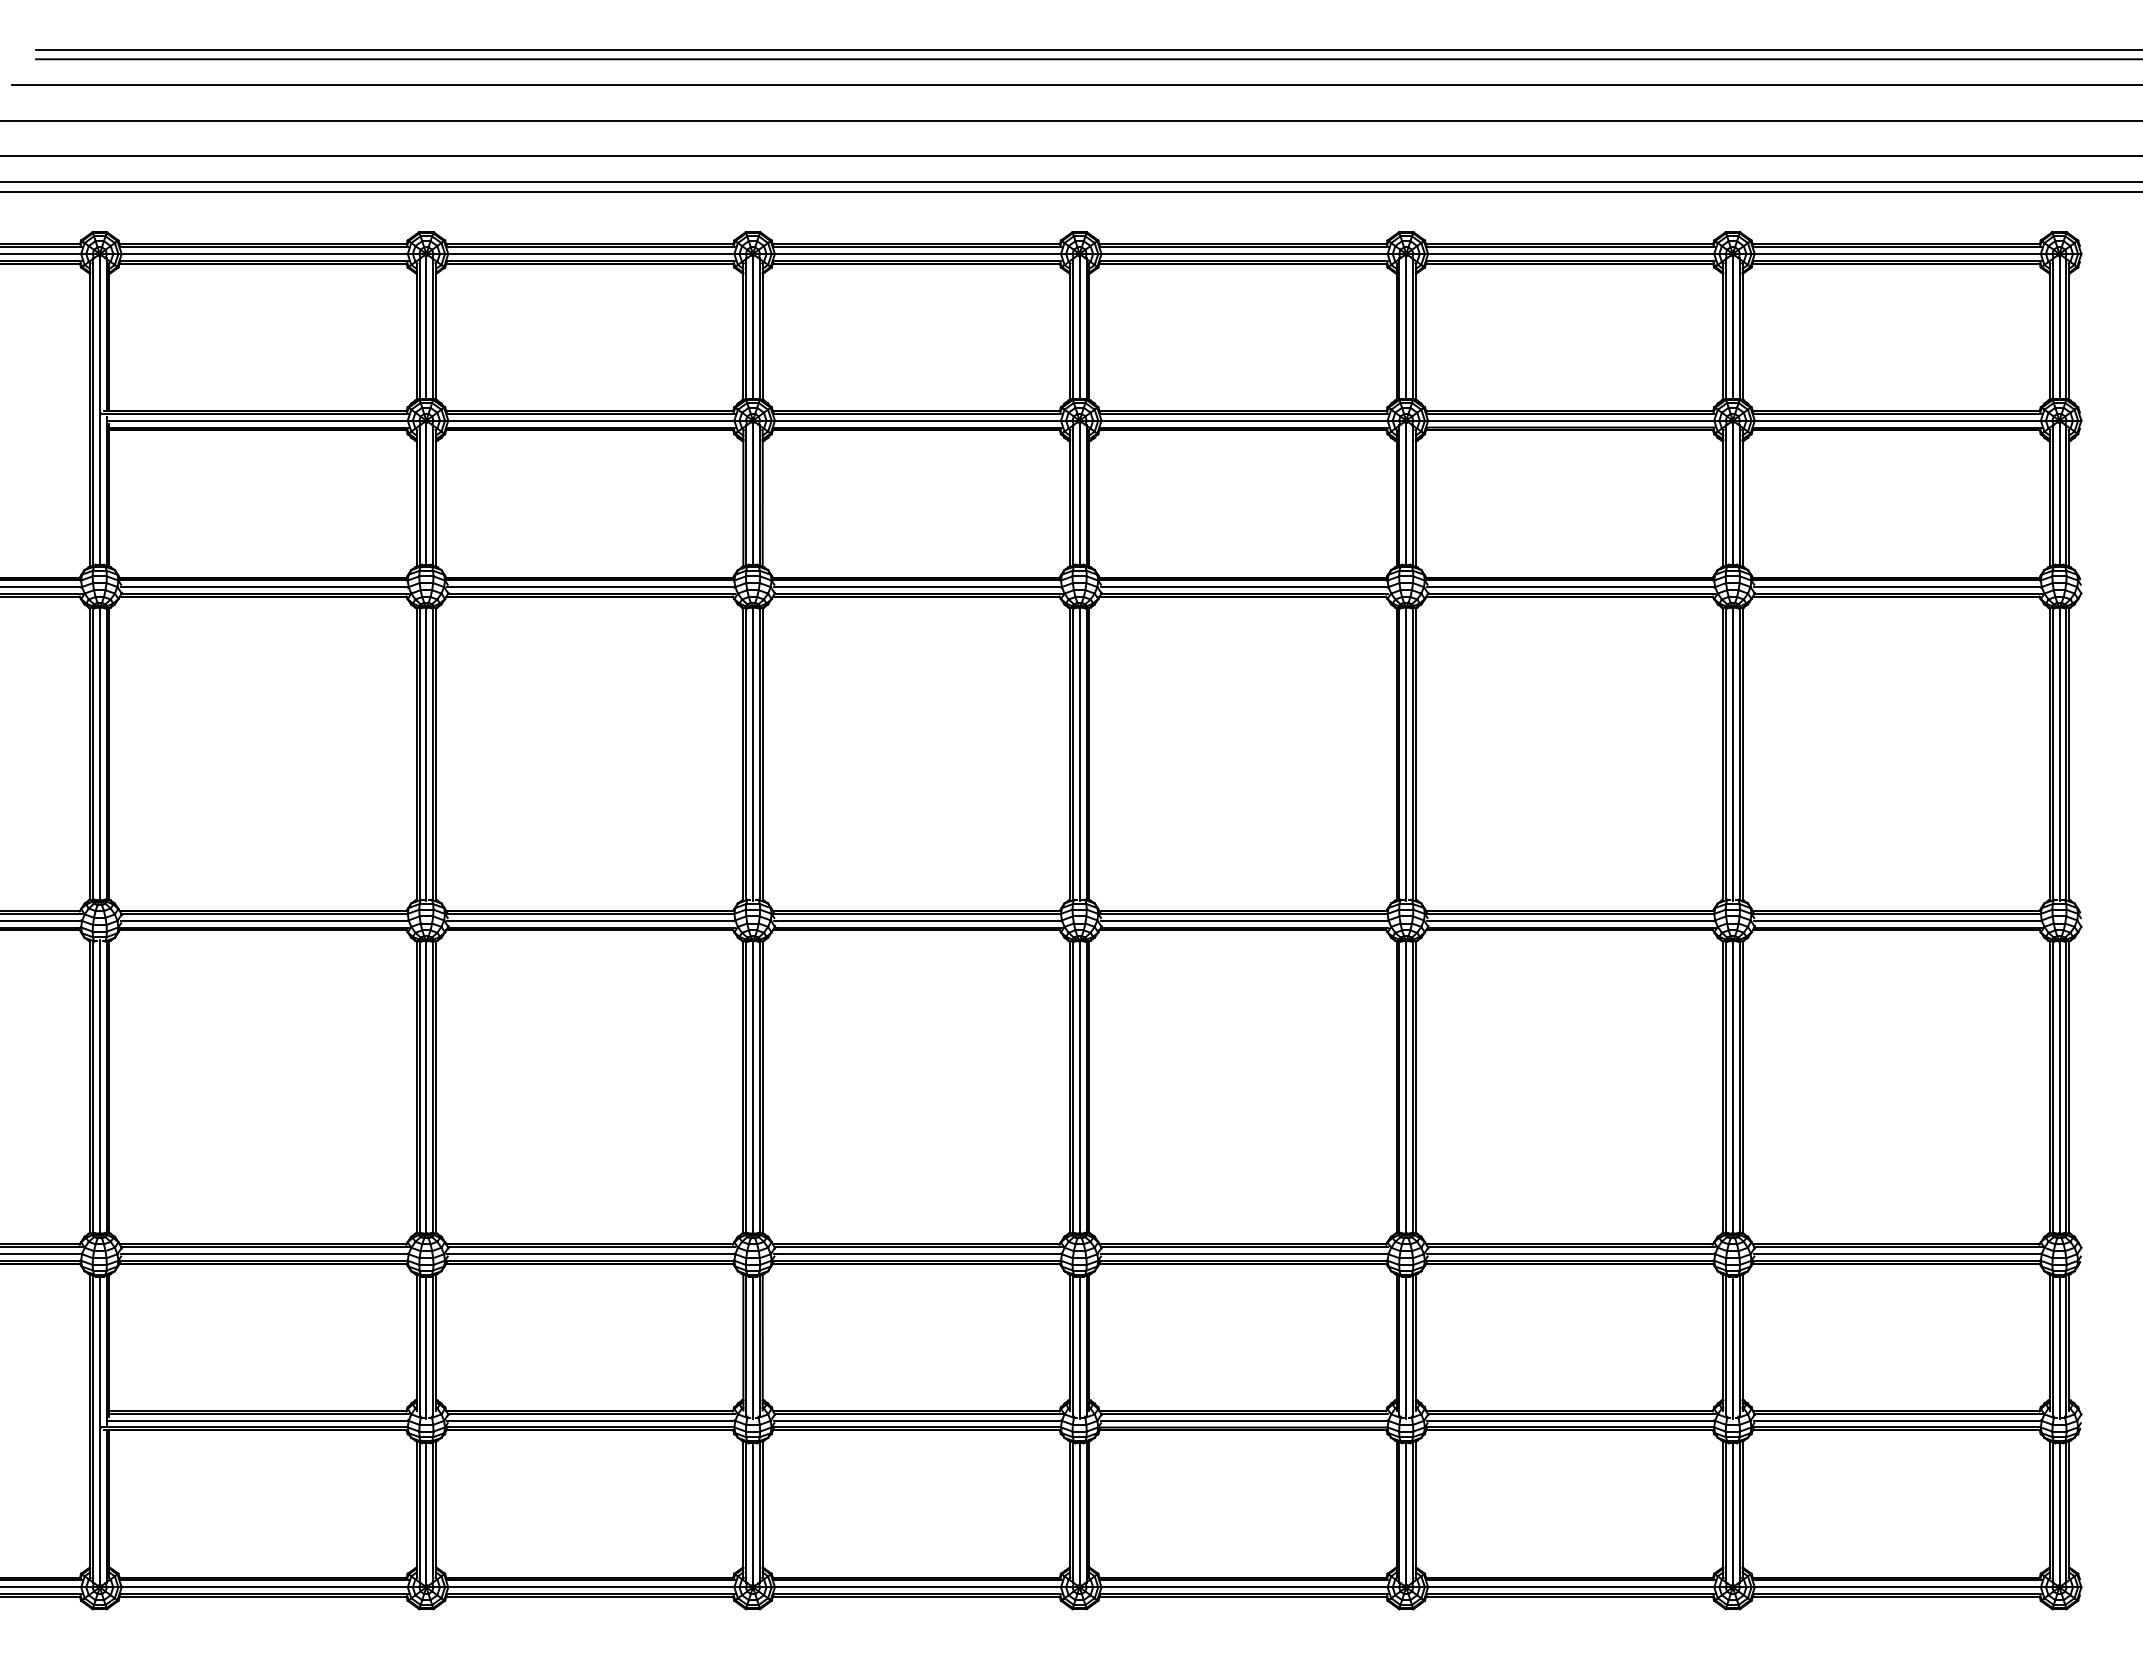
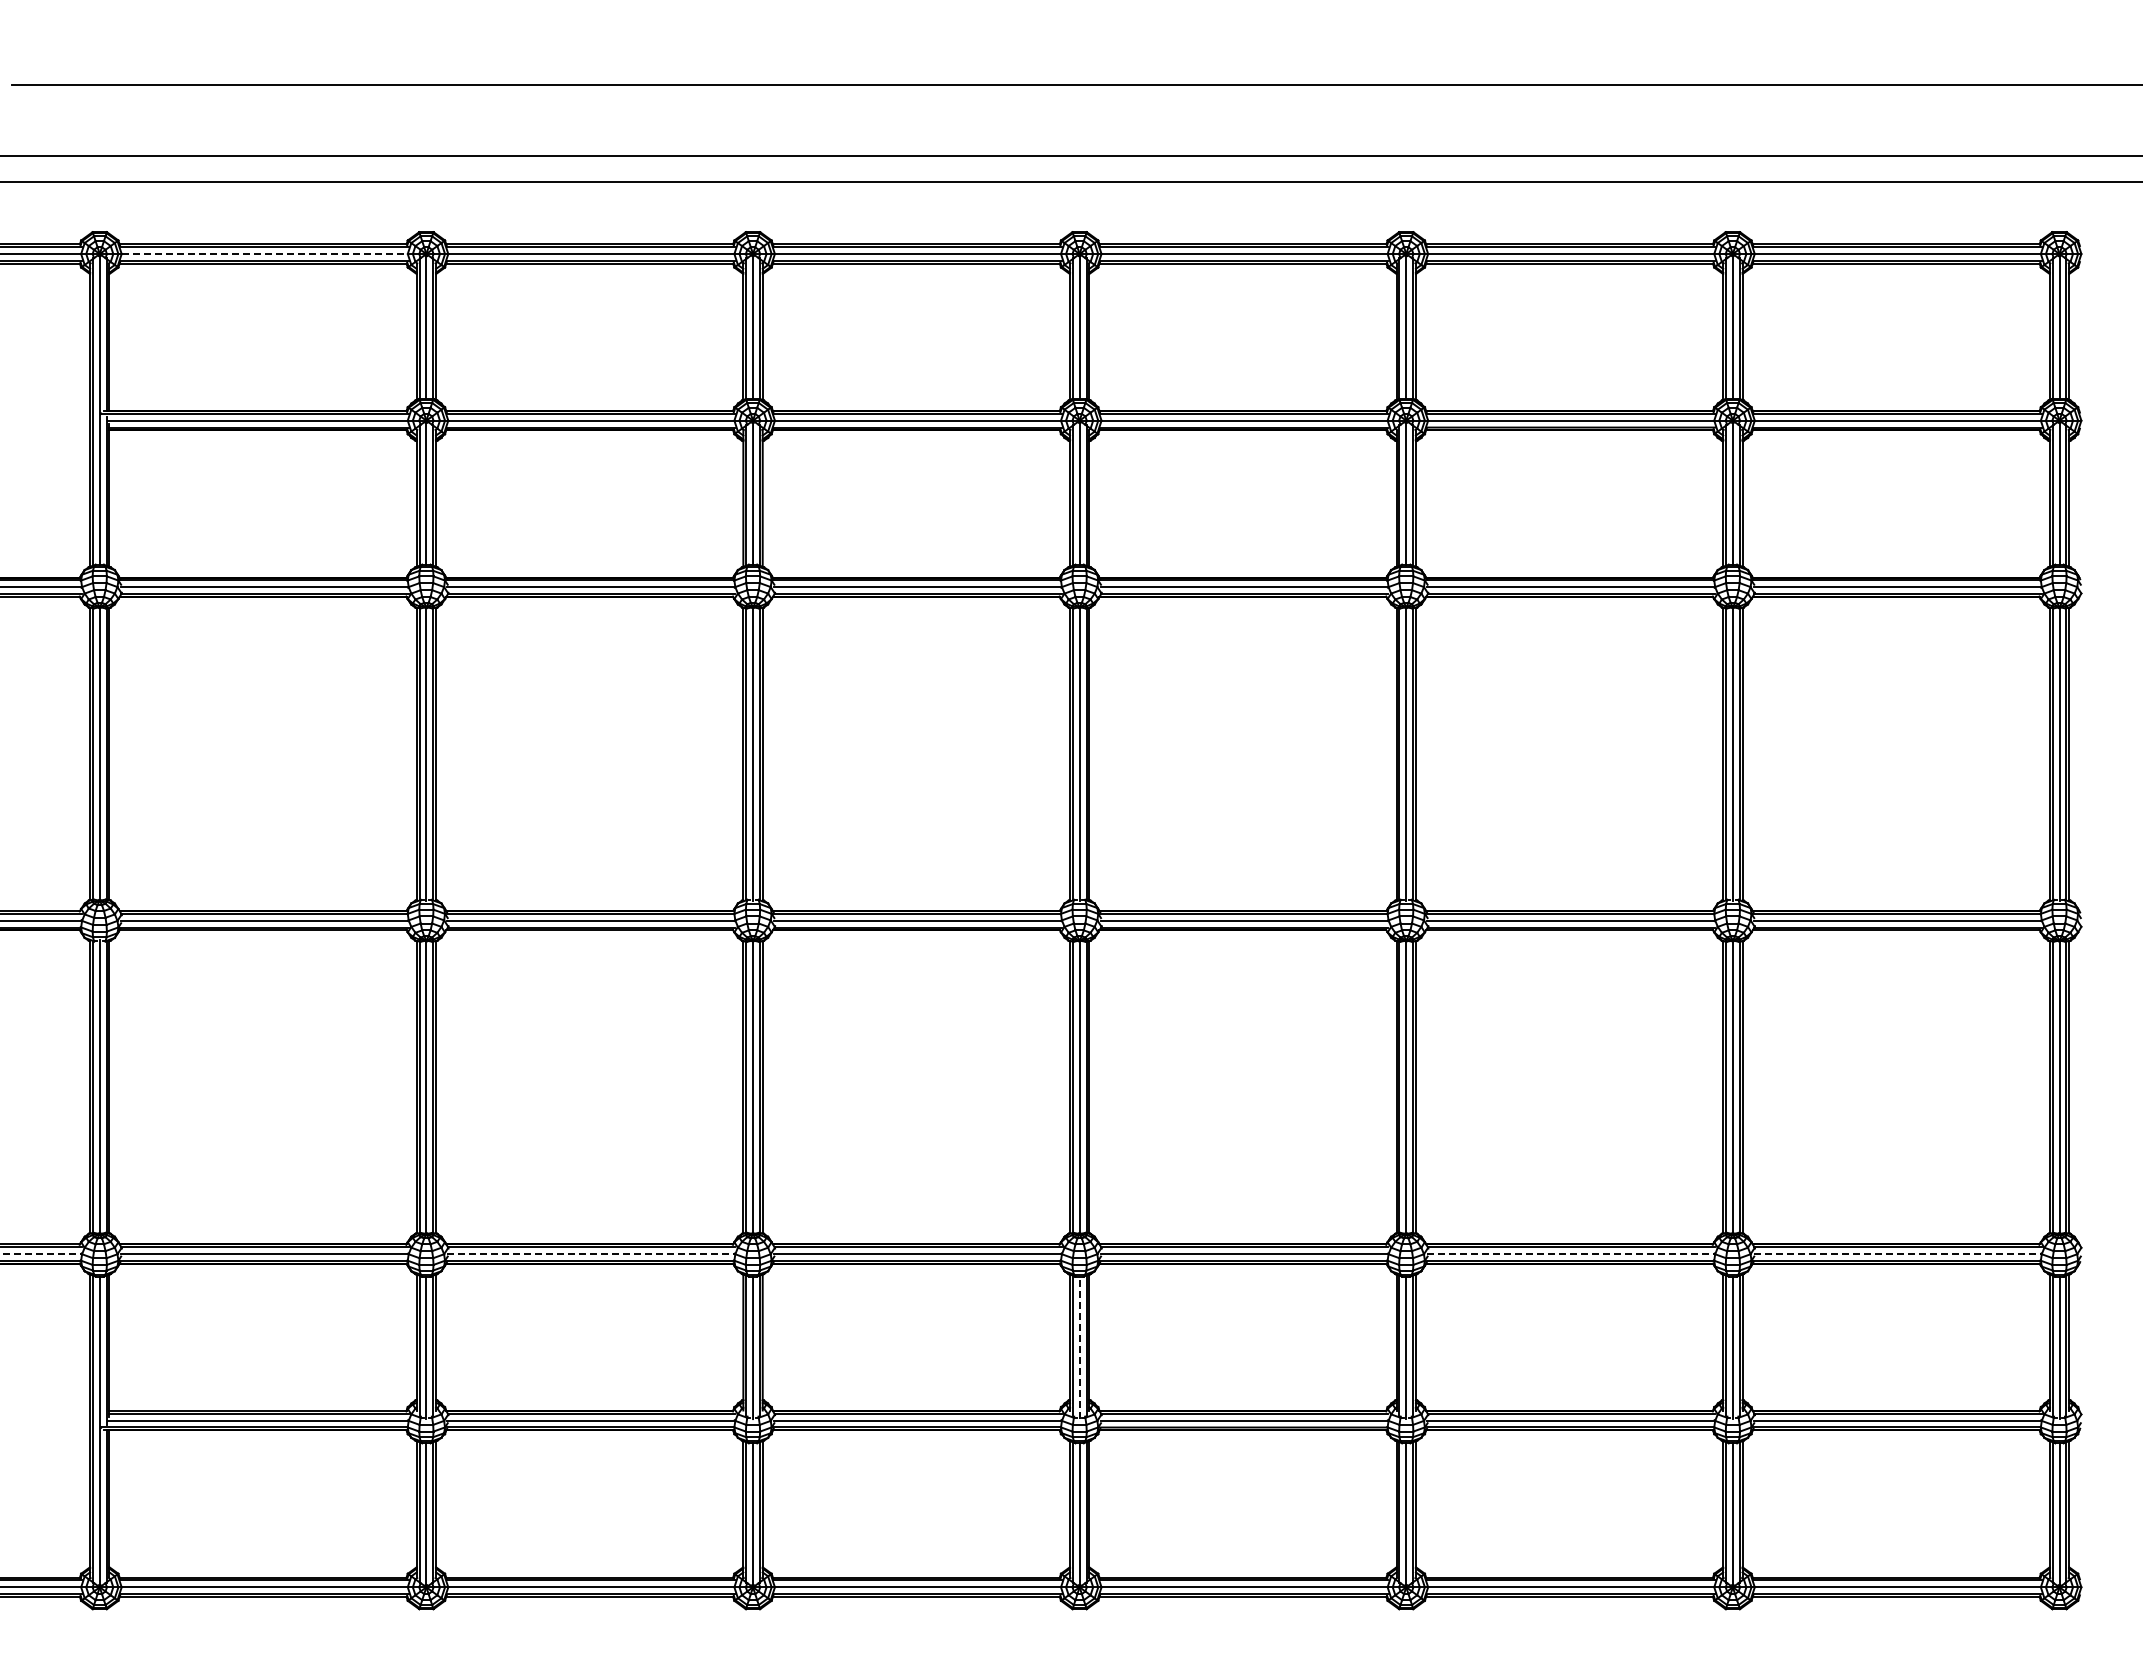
line: present -> none (1087, 49)
line: present -> none (1087, 59)
line: present -> none (1070, 120)
line: present -> none (1070, 191)
line: solid -> dashed (264, 254)
line: solid -> dashed (41, 1253)
line: solid -> dashed (591, 1253)
line: solid -> dashed (1571, 1253)
line: solid -> dashed (1897, 1253)
line: solid -> dashed (1079, 1347)
